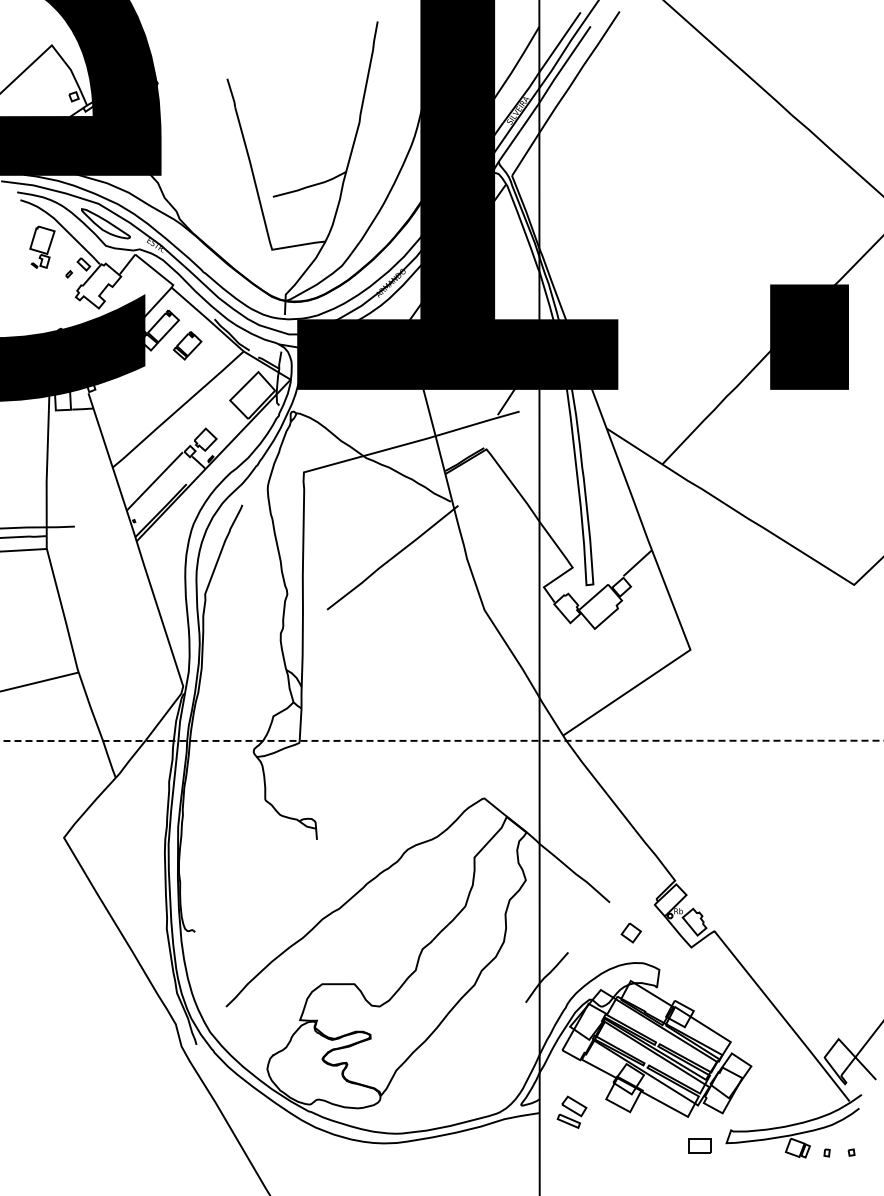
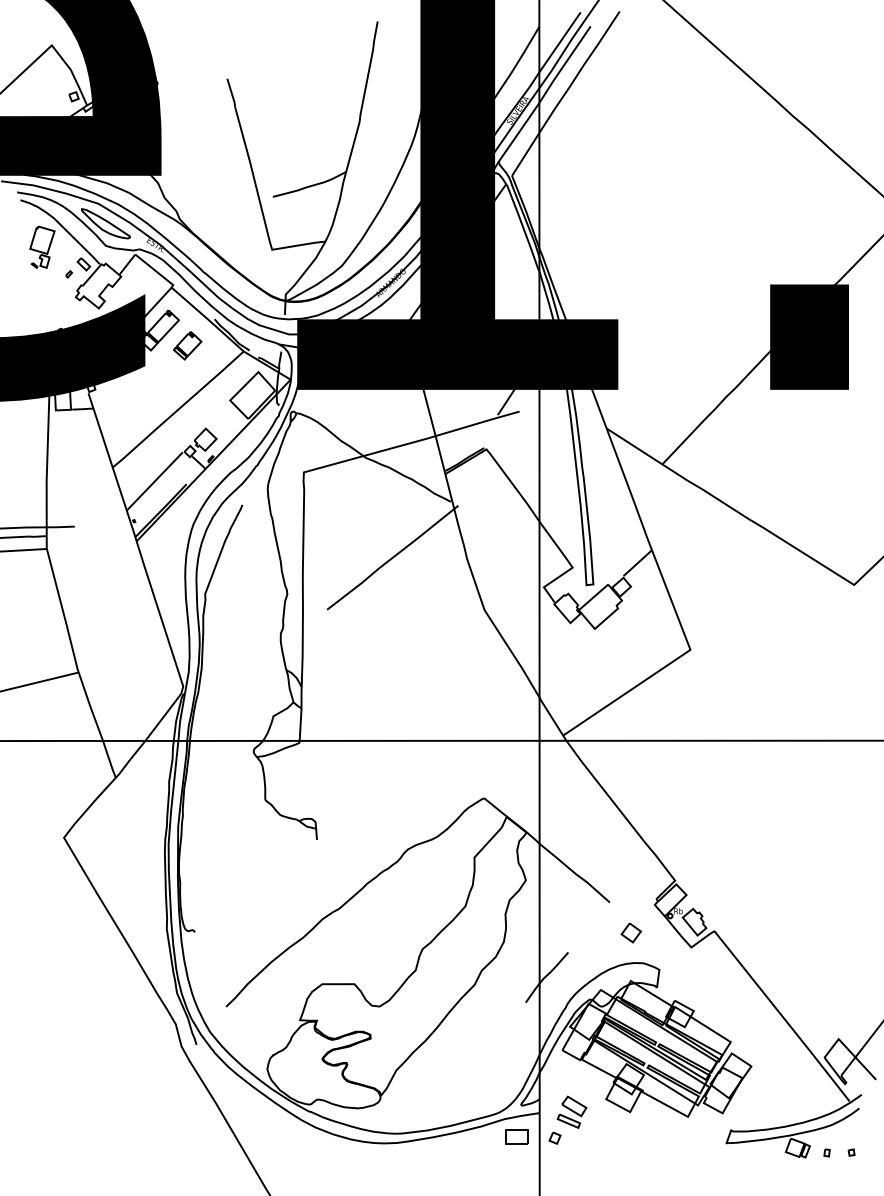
line: dashed -> solid (441, 740)
part: none -> present (554, 1137)
part position: (699, 1145) -> (516, 1136) (516, 1136)
